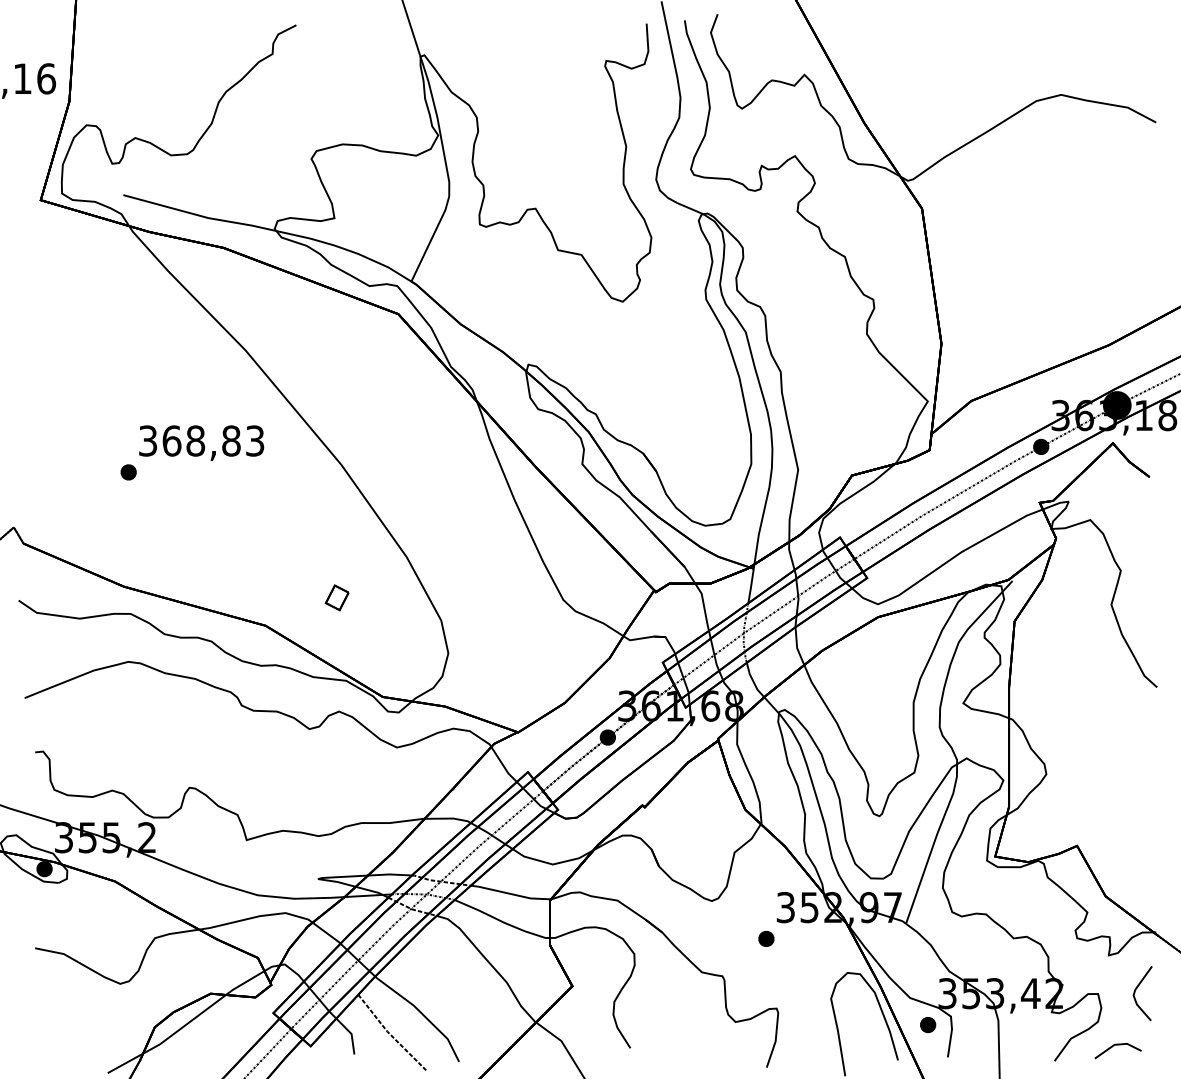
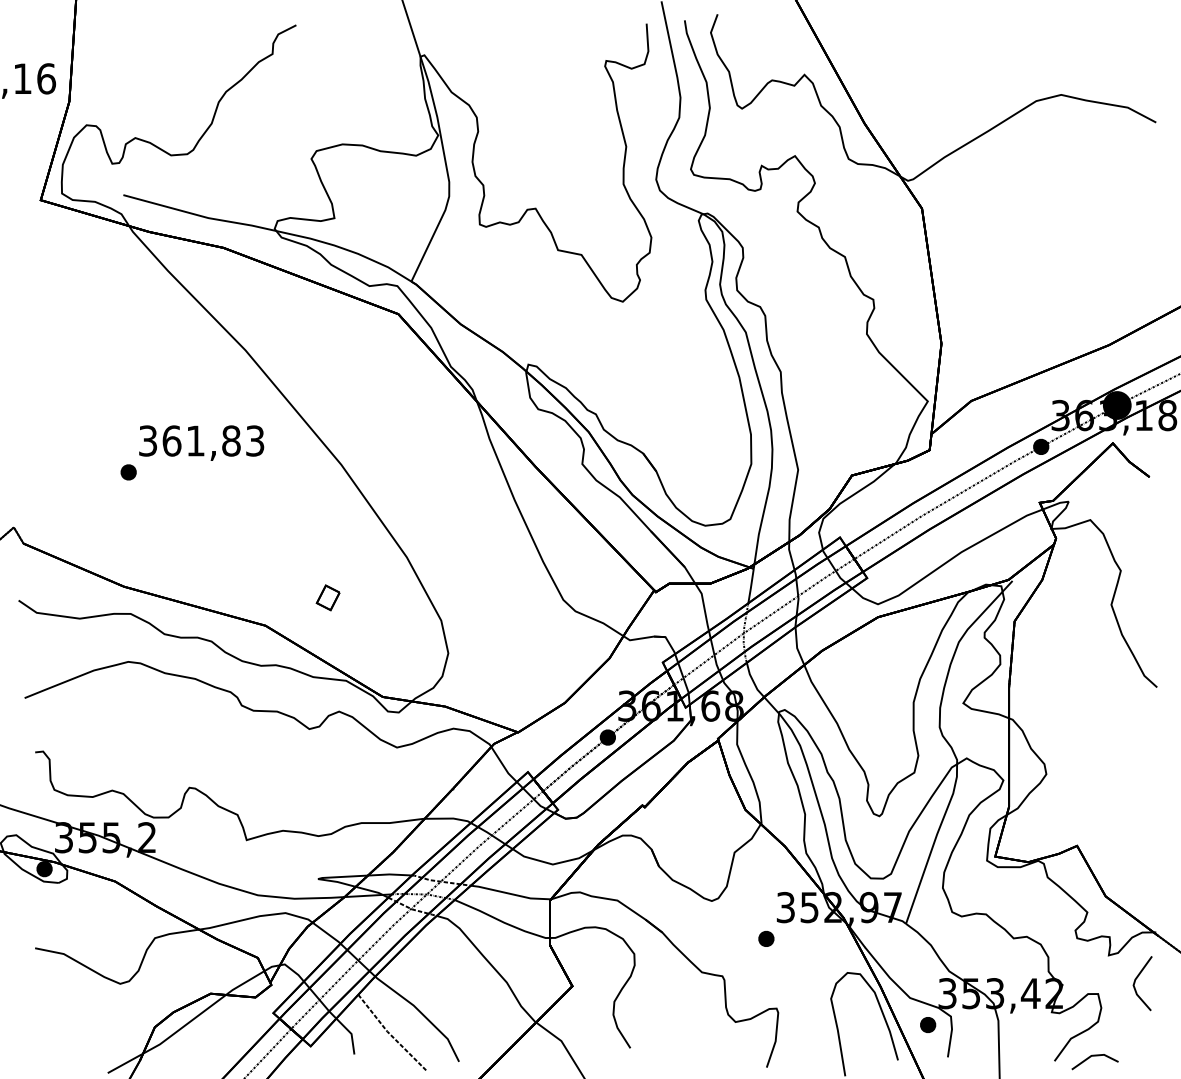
text: 368,83 -> 361,83 (195, 440)
part position: (336, 597) -> (327, 597) (327, 597)
line position: (1135, 993) -> (1135, 983) (1135, 983)
line position: (1117, 1045) -> (1094, 1056) (1094, 1056)
